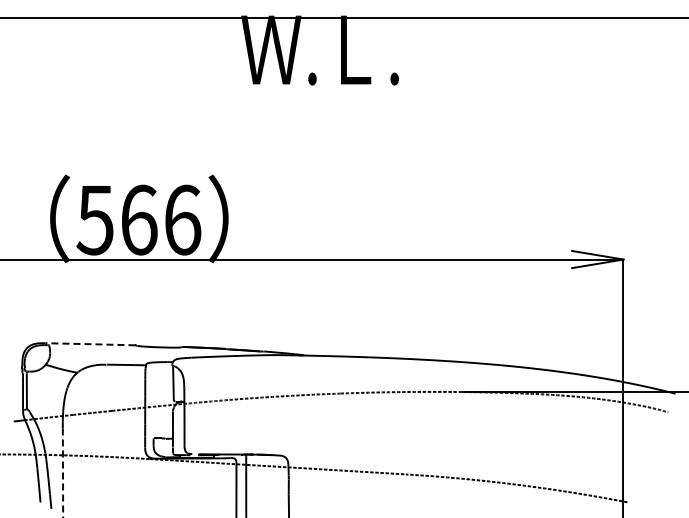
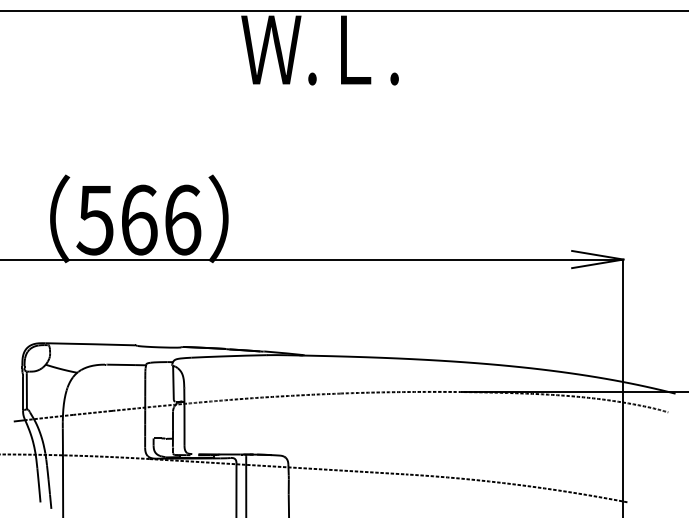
line position: (343, 17) -> (343, 10) (343, 10)
line: dashed -> solid (89, 344)
line: dashed -> solid (63, 472)
